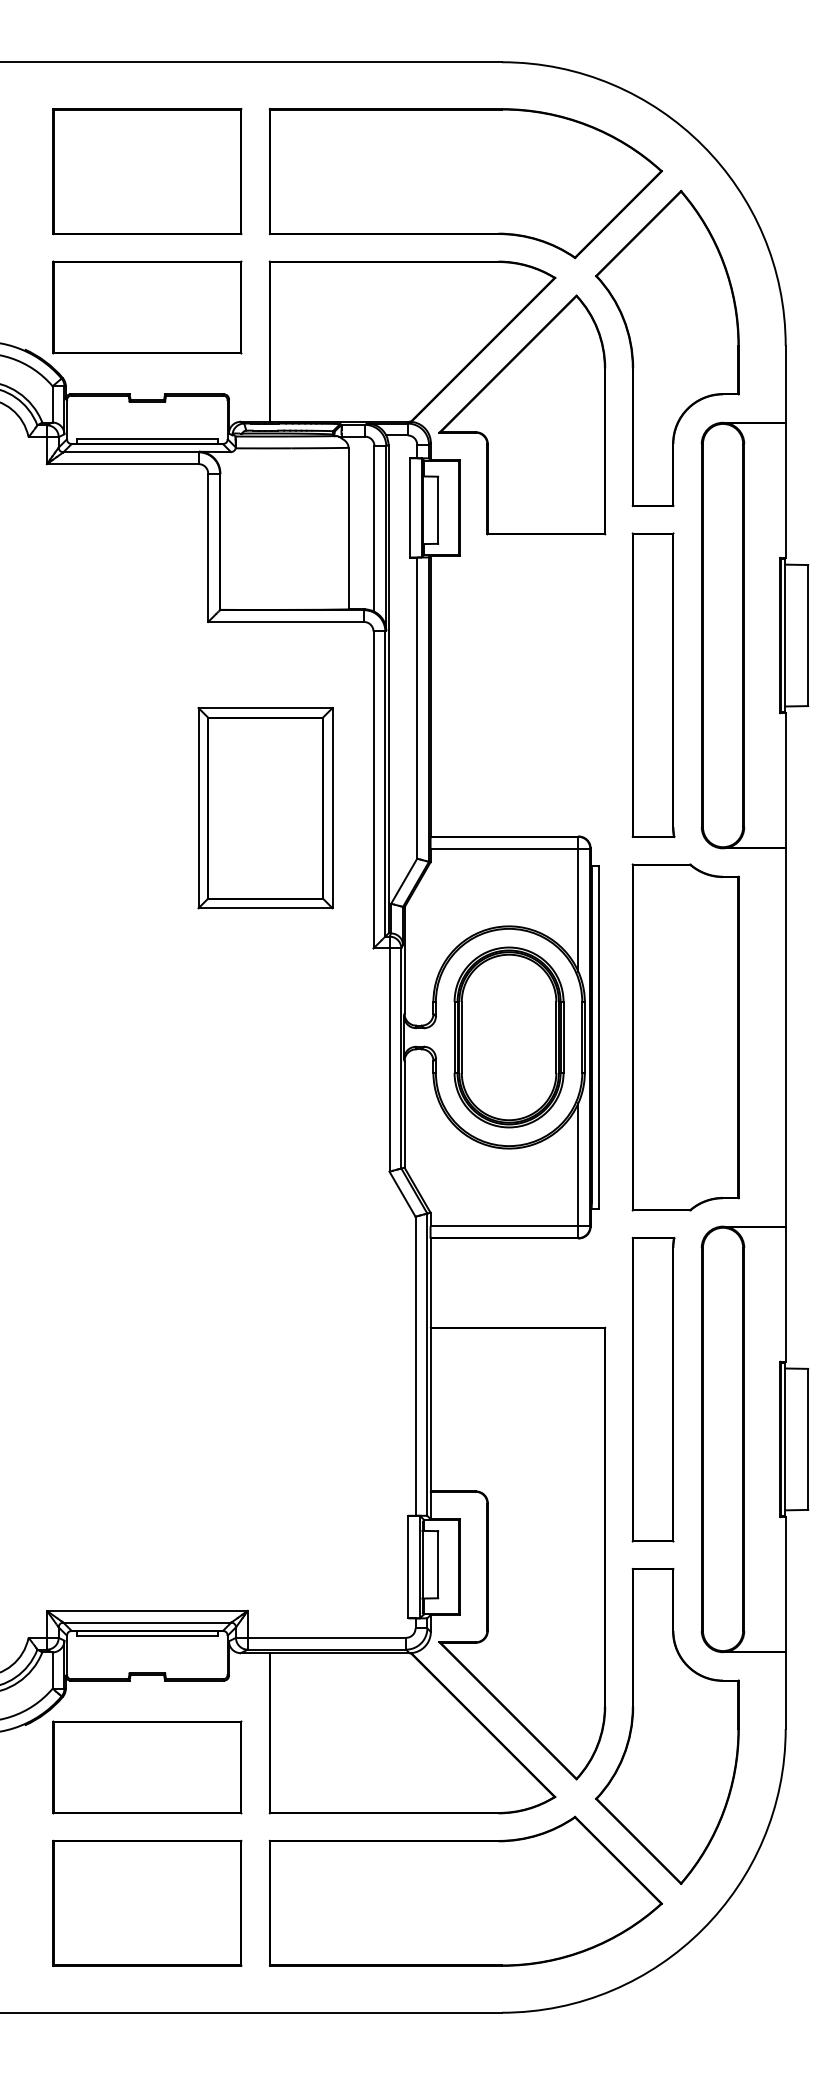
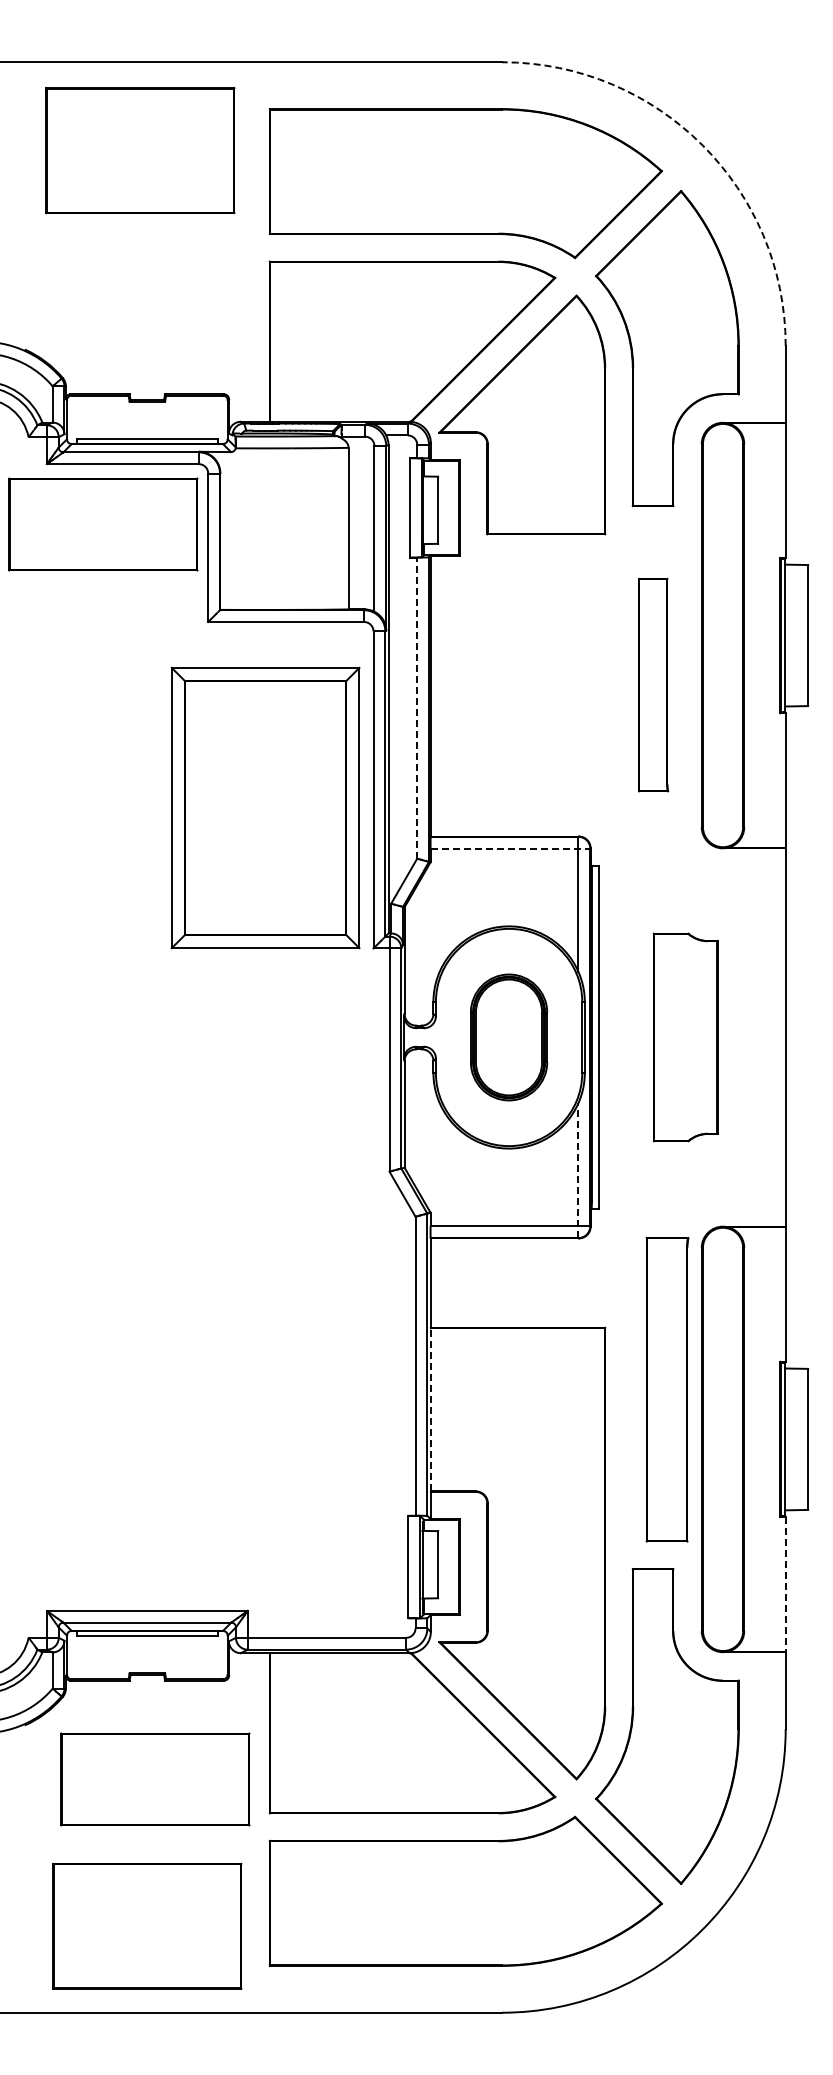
arc: solid -> dashed (702, 145)
part position: (147, 171) -> (140, 150) (140, 150)
part position: (147, 307) -> (103, 524) (103, 524)
part size: 45x306 px -> 32x216 px (653, 684)
line: solid -> dashed (417, 708)
part size: 137x203 px -> 191x284 px (265, 807)
line: solid -> dashed (510, 848)
part size: 112x183 px -> 79x129 px (509, 1037)
part size: 109x349 px -> 67x211 px (685, 1037)
line: solid -> dashed (578, 1170)
part position: (653, 1389) -> (667, 1389) (667, 1389)
line: solid -> dashed (431, 1409)
line: solid -> dashed (785, 1584)
part position: (147, 1767) -> (155, 1779) (155, 1779)
part position: (147, 1902) -> (147, 1925) (147, 1925)
